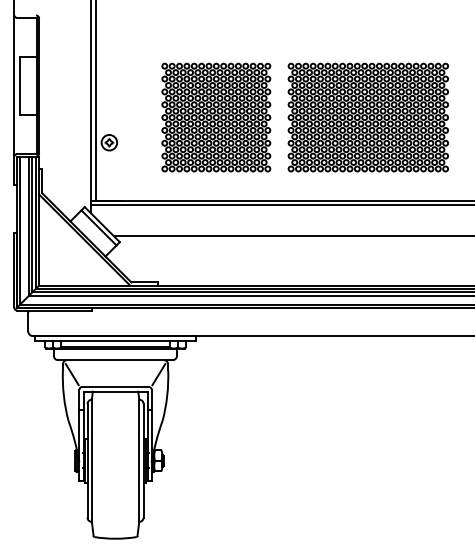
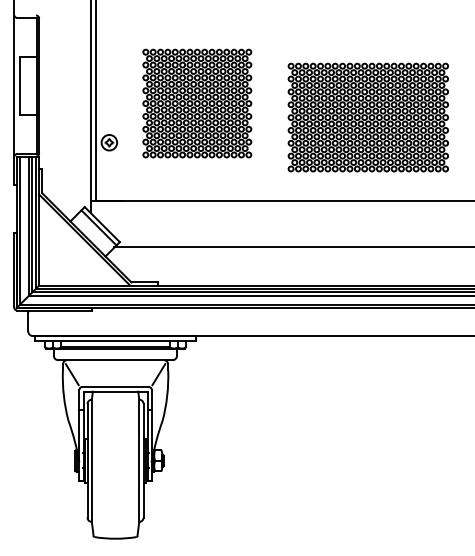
part position: (216, 117) -> (197, 103) (197, 103)
line: present -> none (280, 205)
line position: (292, 236) -> (292, 247) (292, 247)
